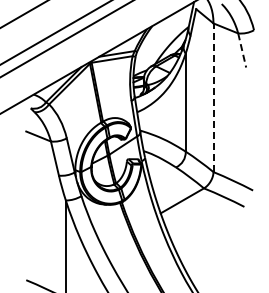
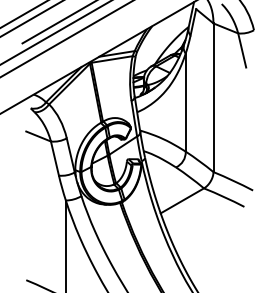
line: none -> present (31, 18)
line: none -> present (57, 22)
line: dashed -> solid (242, 50)
line: dashed -> solid (213, 97)
